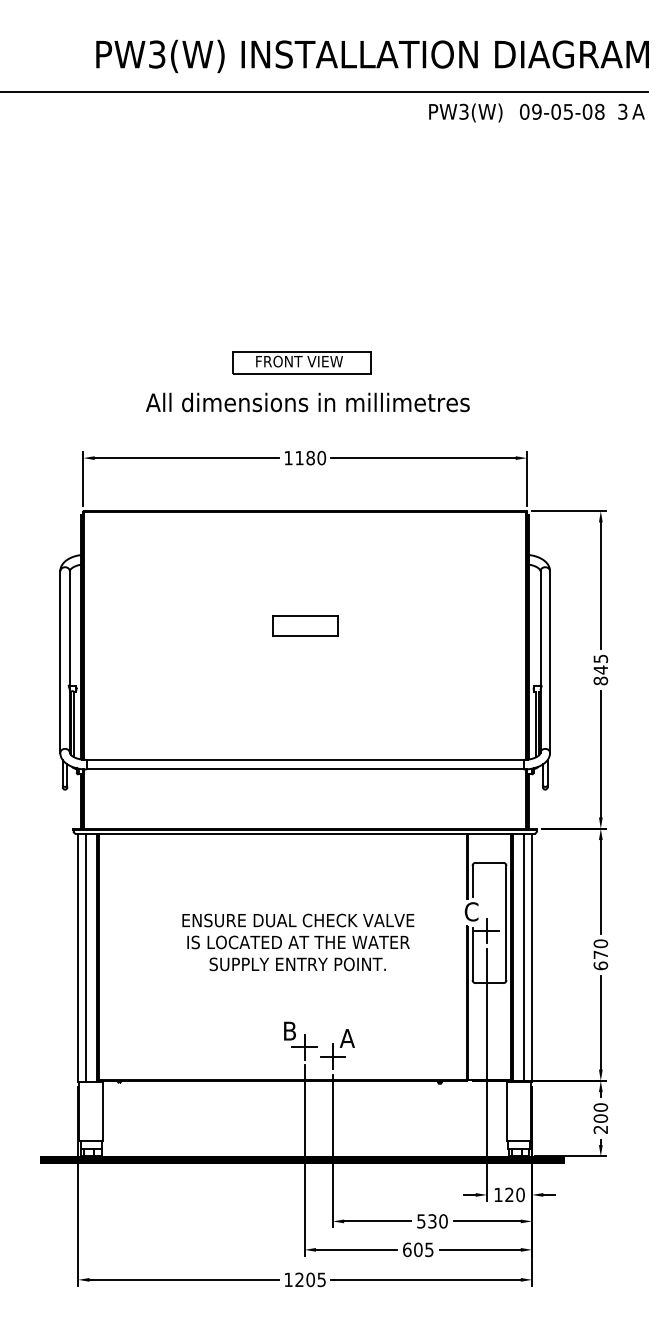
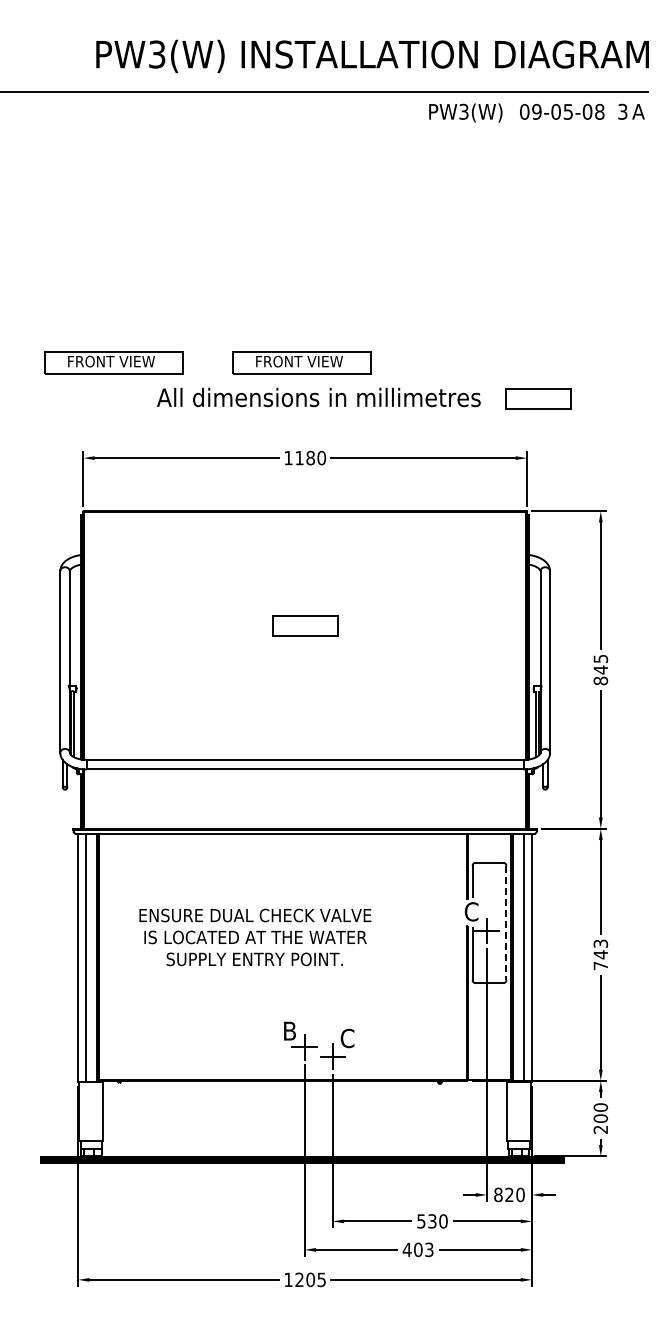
part: none -> present (113, 362)
part: none -> present (538, 398)
text position: (307, 402) -> (318, 397) (318, 397)
line: solid -> dashed (506, 923)
text position: (298, 942) -> (255, 937) (255, 937)
text: 670 -> 743 (600, 954)
text: A -> C (346, 1038)
text: 120 -> 820 (498, 1194)
text: 605 -> 403 (417, 1249)
